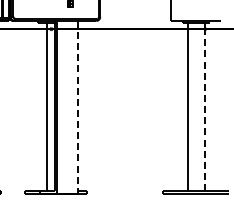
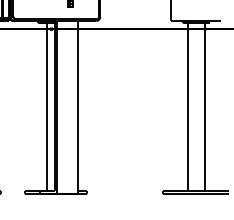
line: dashed -> solid (78, 107)
line: dashed -> solid (205, 110)
